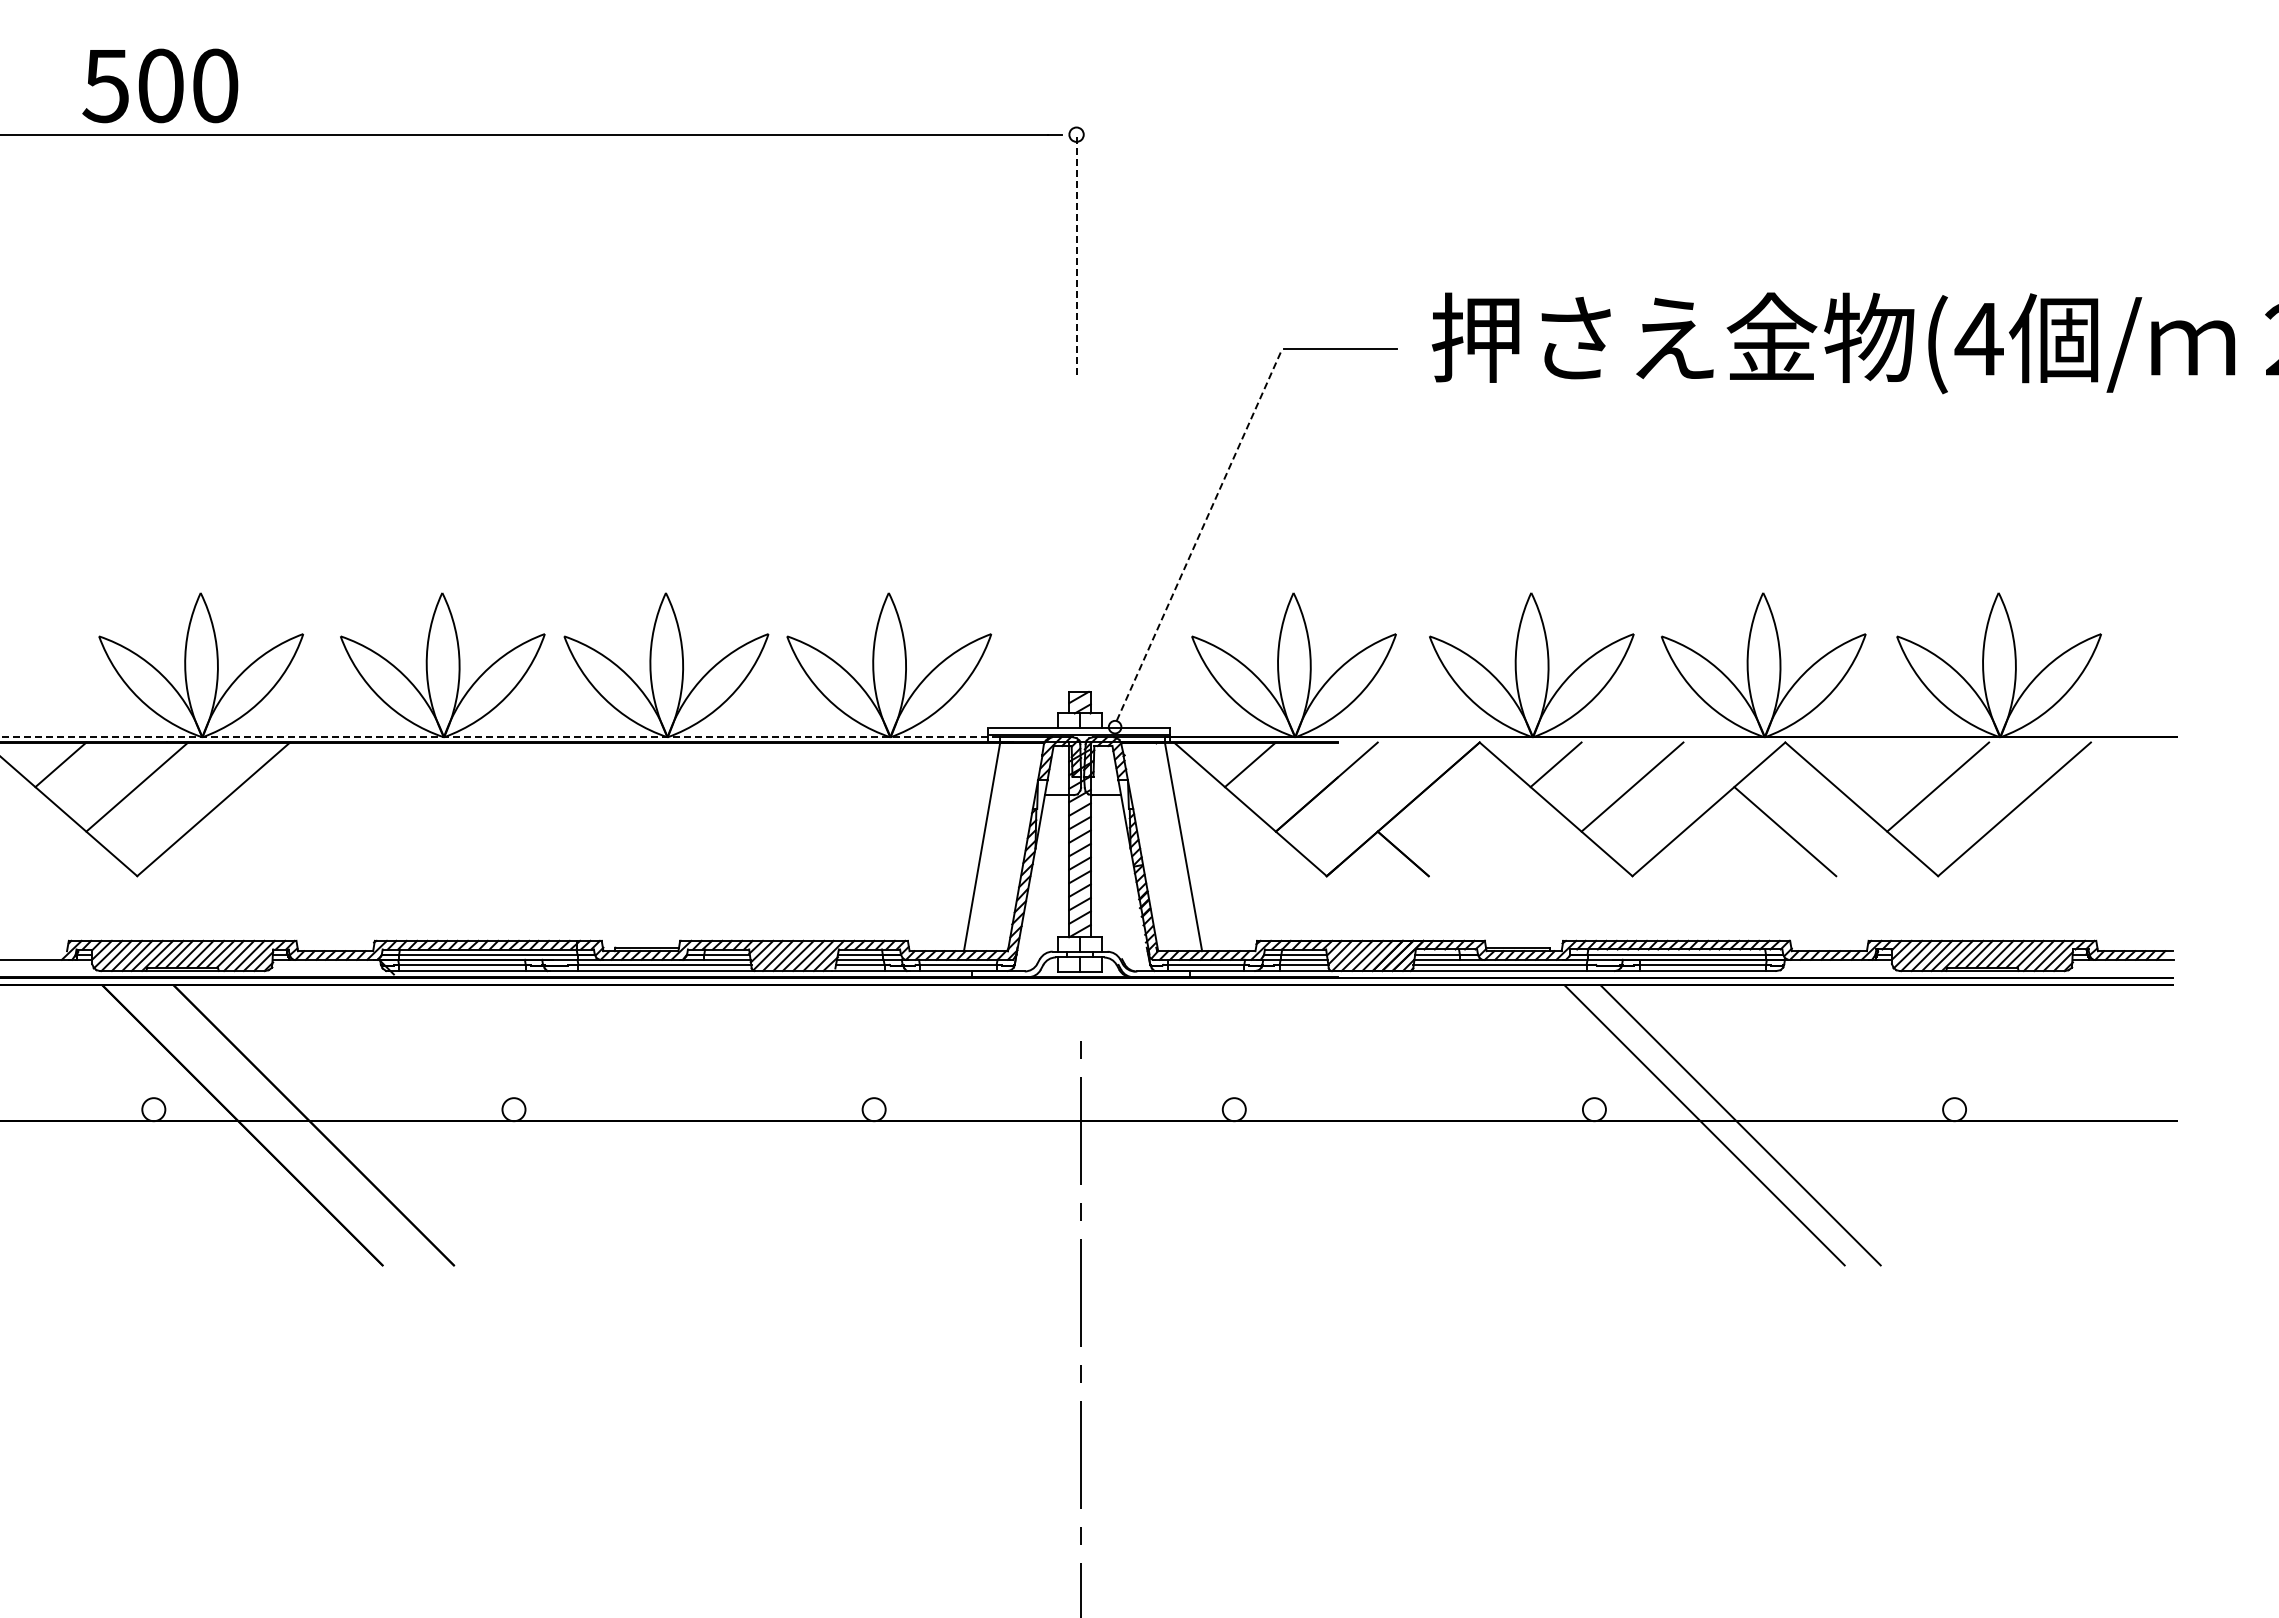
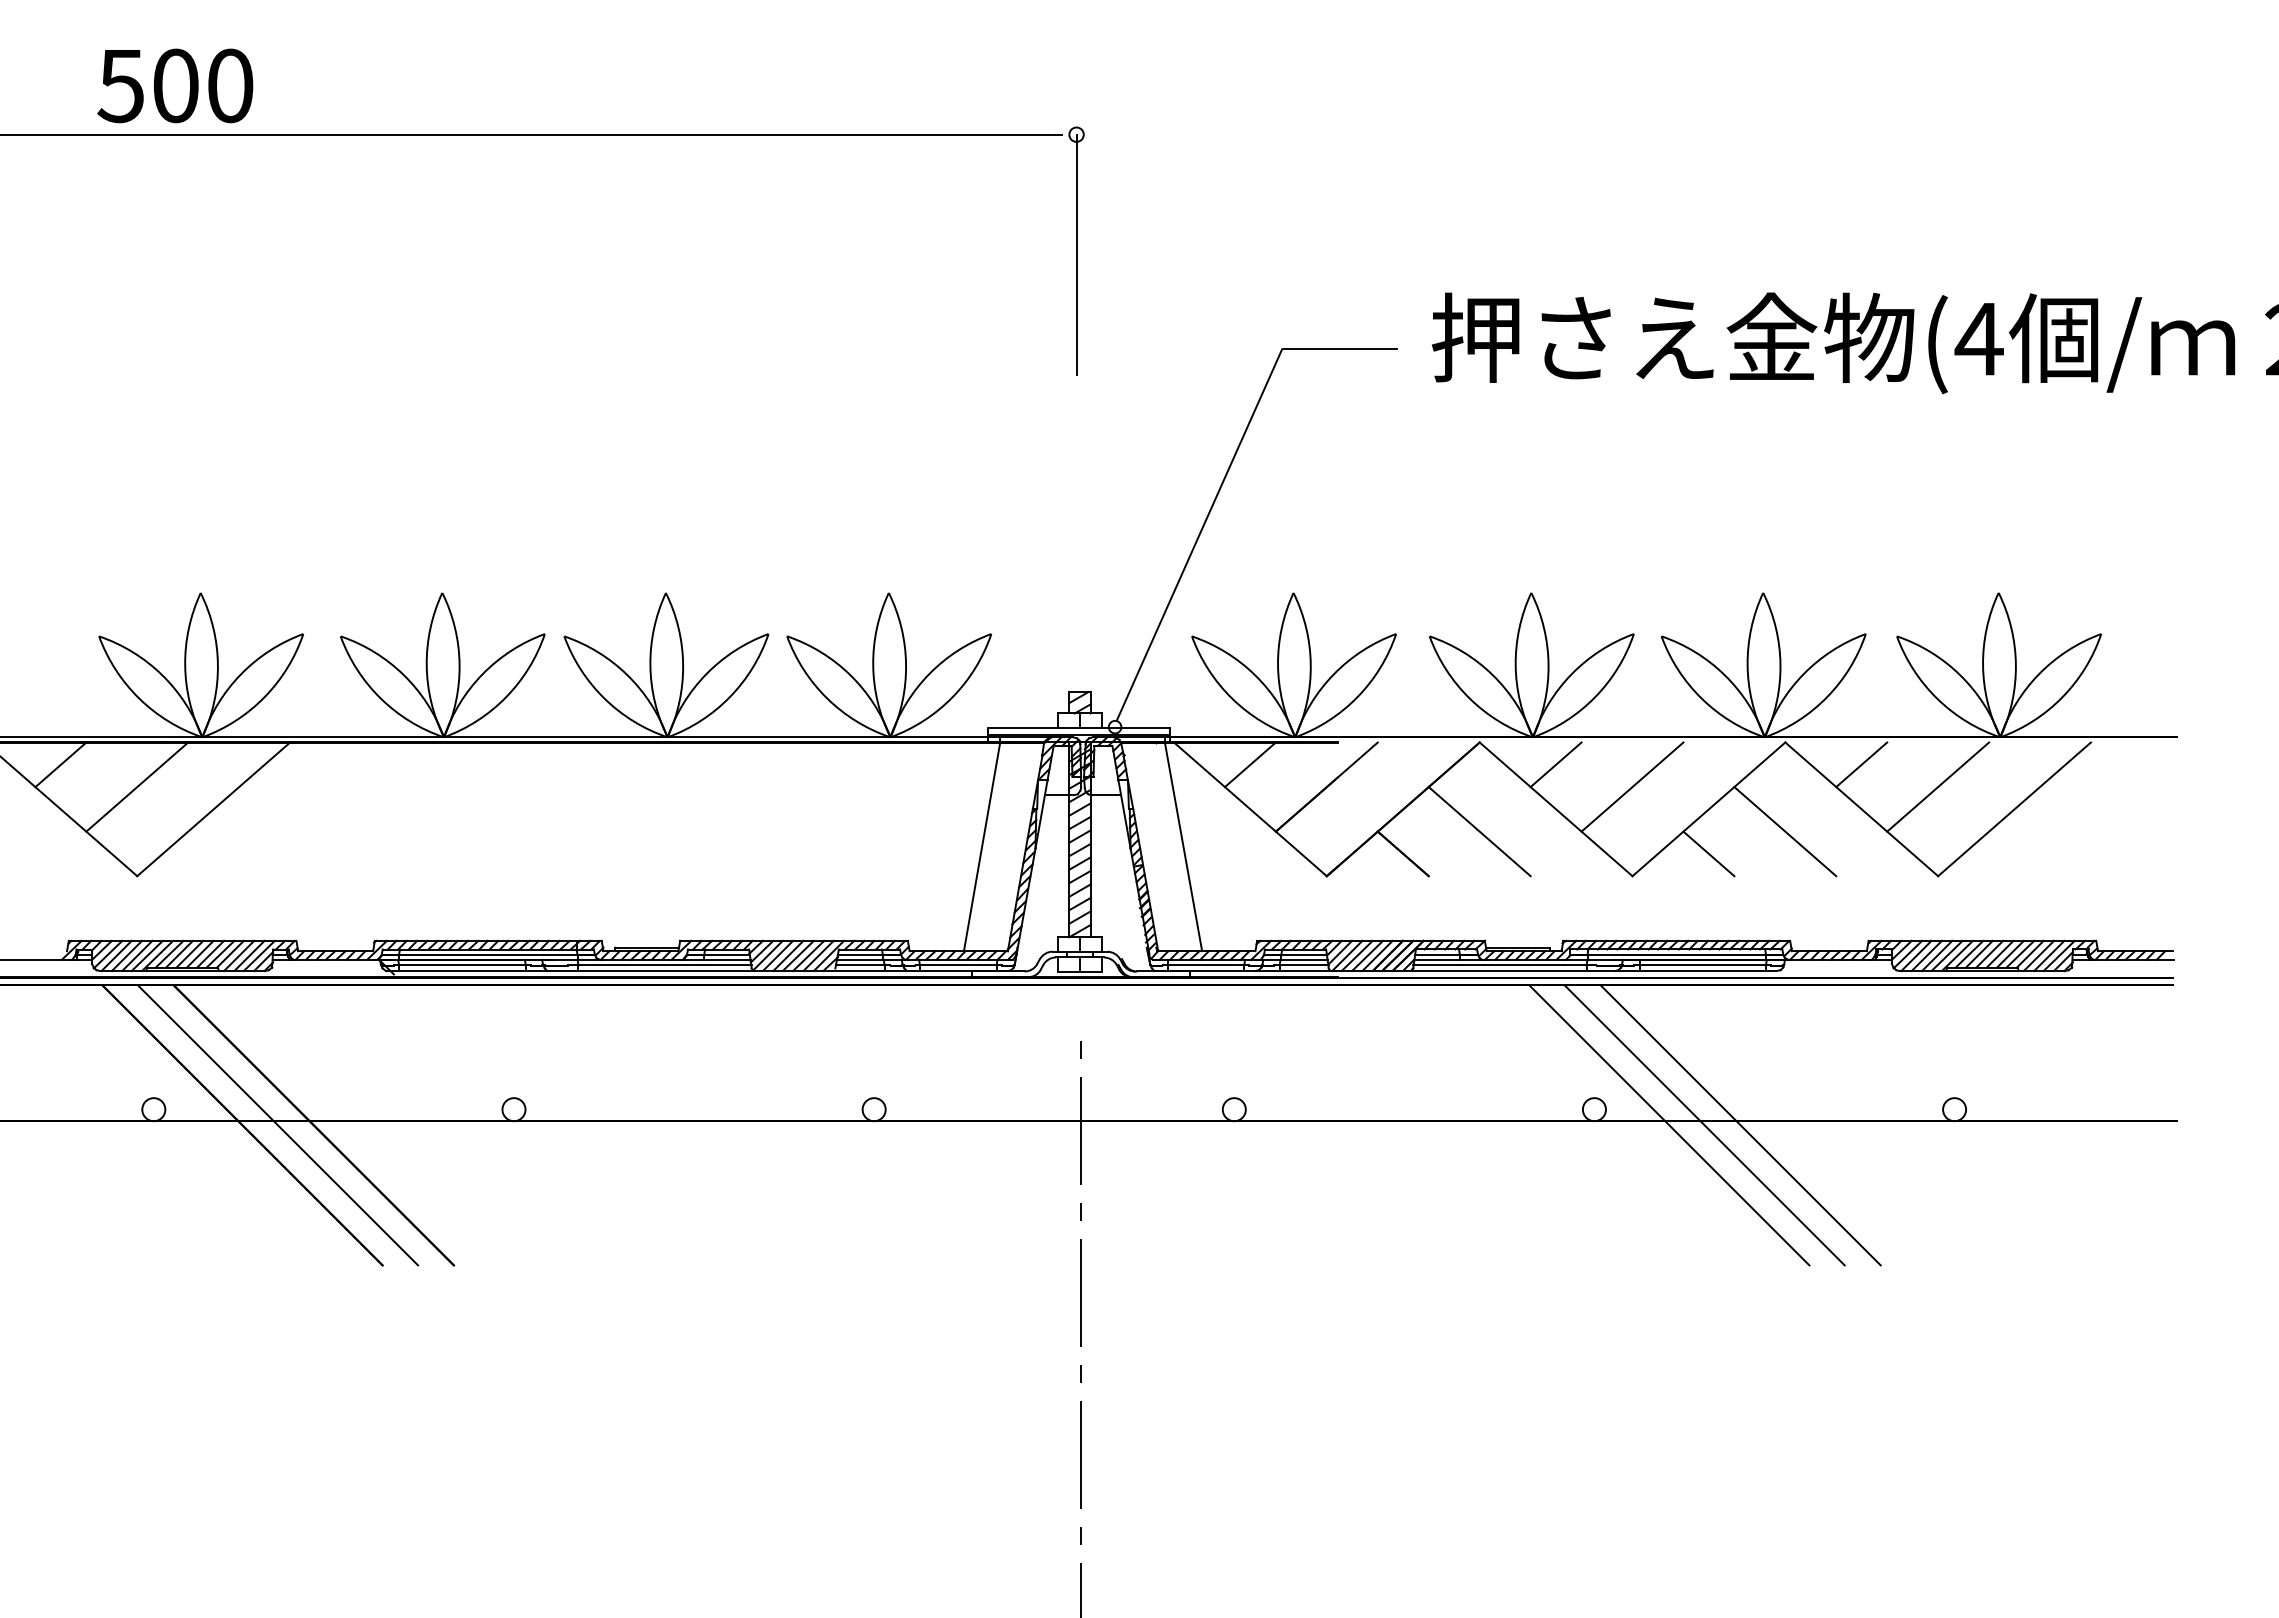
text position: (160, 85) -> (175, 85) (175, 85)
line: dashed -> solid (1076, 254)
line: dashed -> solid (1199, 534)
line: dashed -> solid (500, 737)
line: none -> present (1861, 764)
line: none -> present (1479, 831)
line: none -> present (1708, 853)
line: none -> present (277, 1125)
line: none -> present (1669, 1125)
